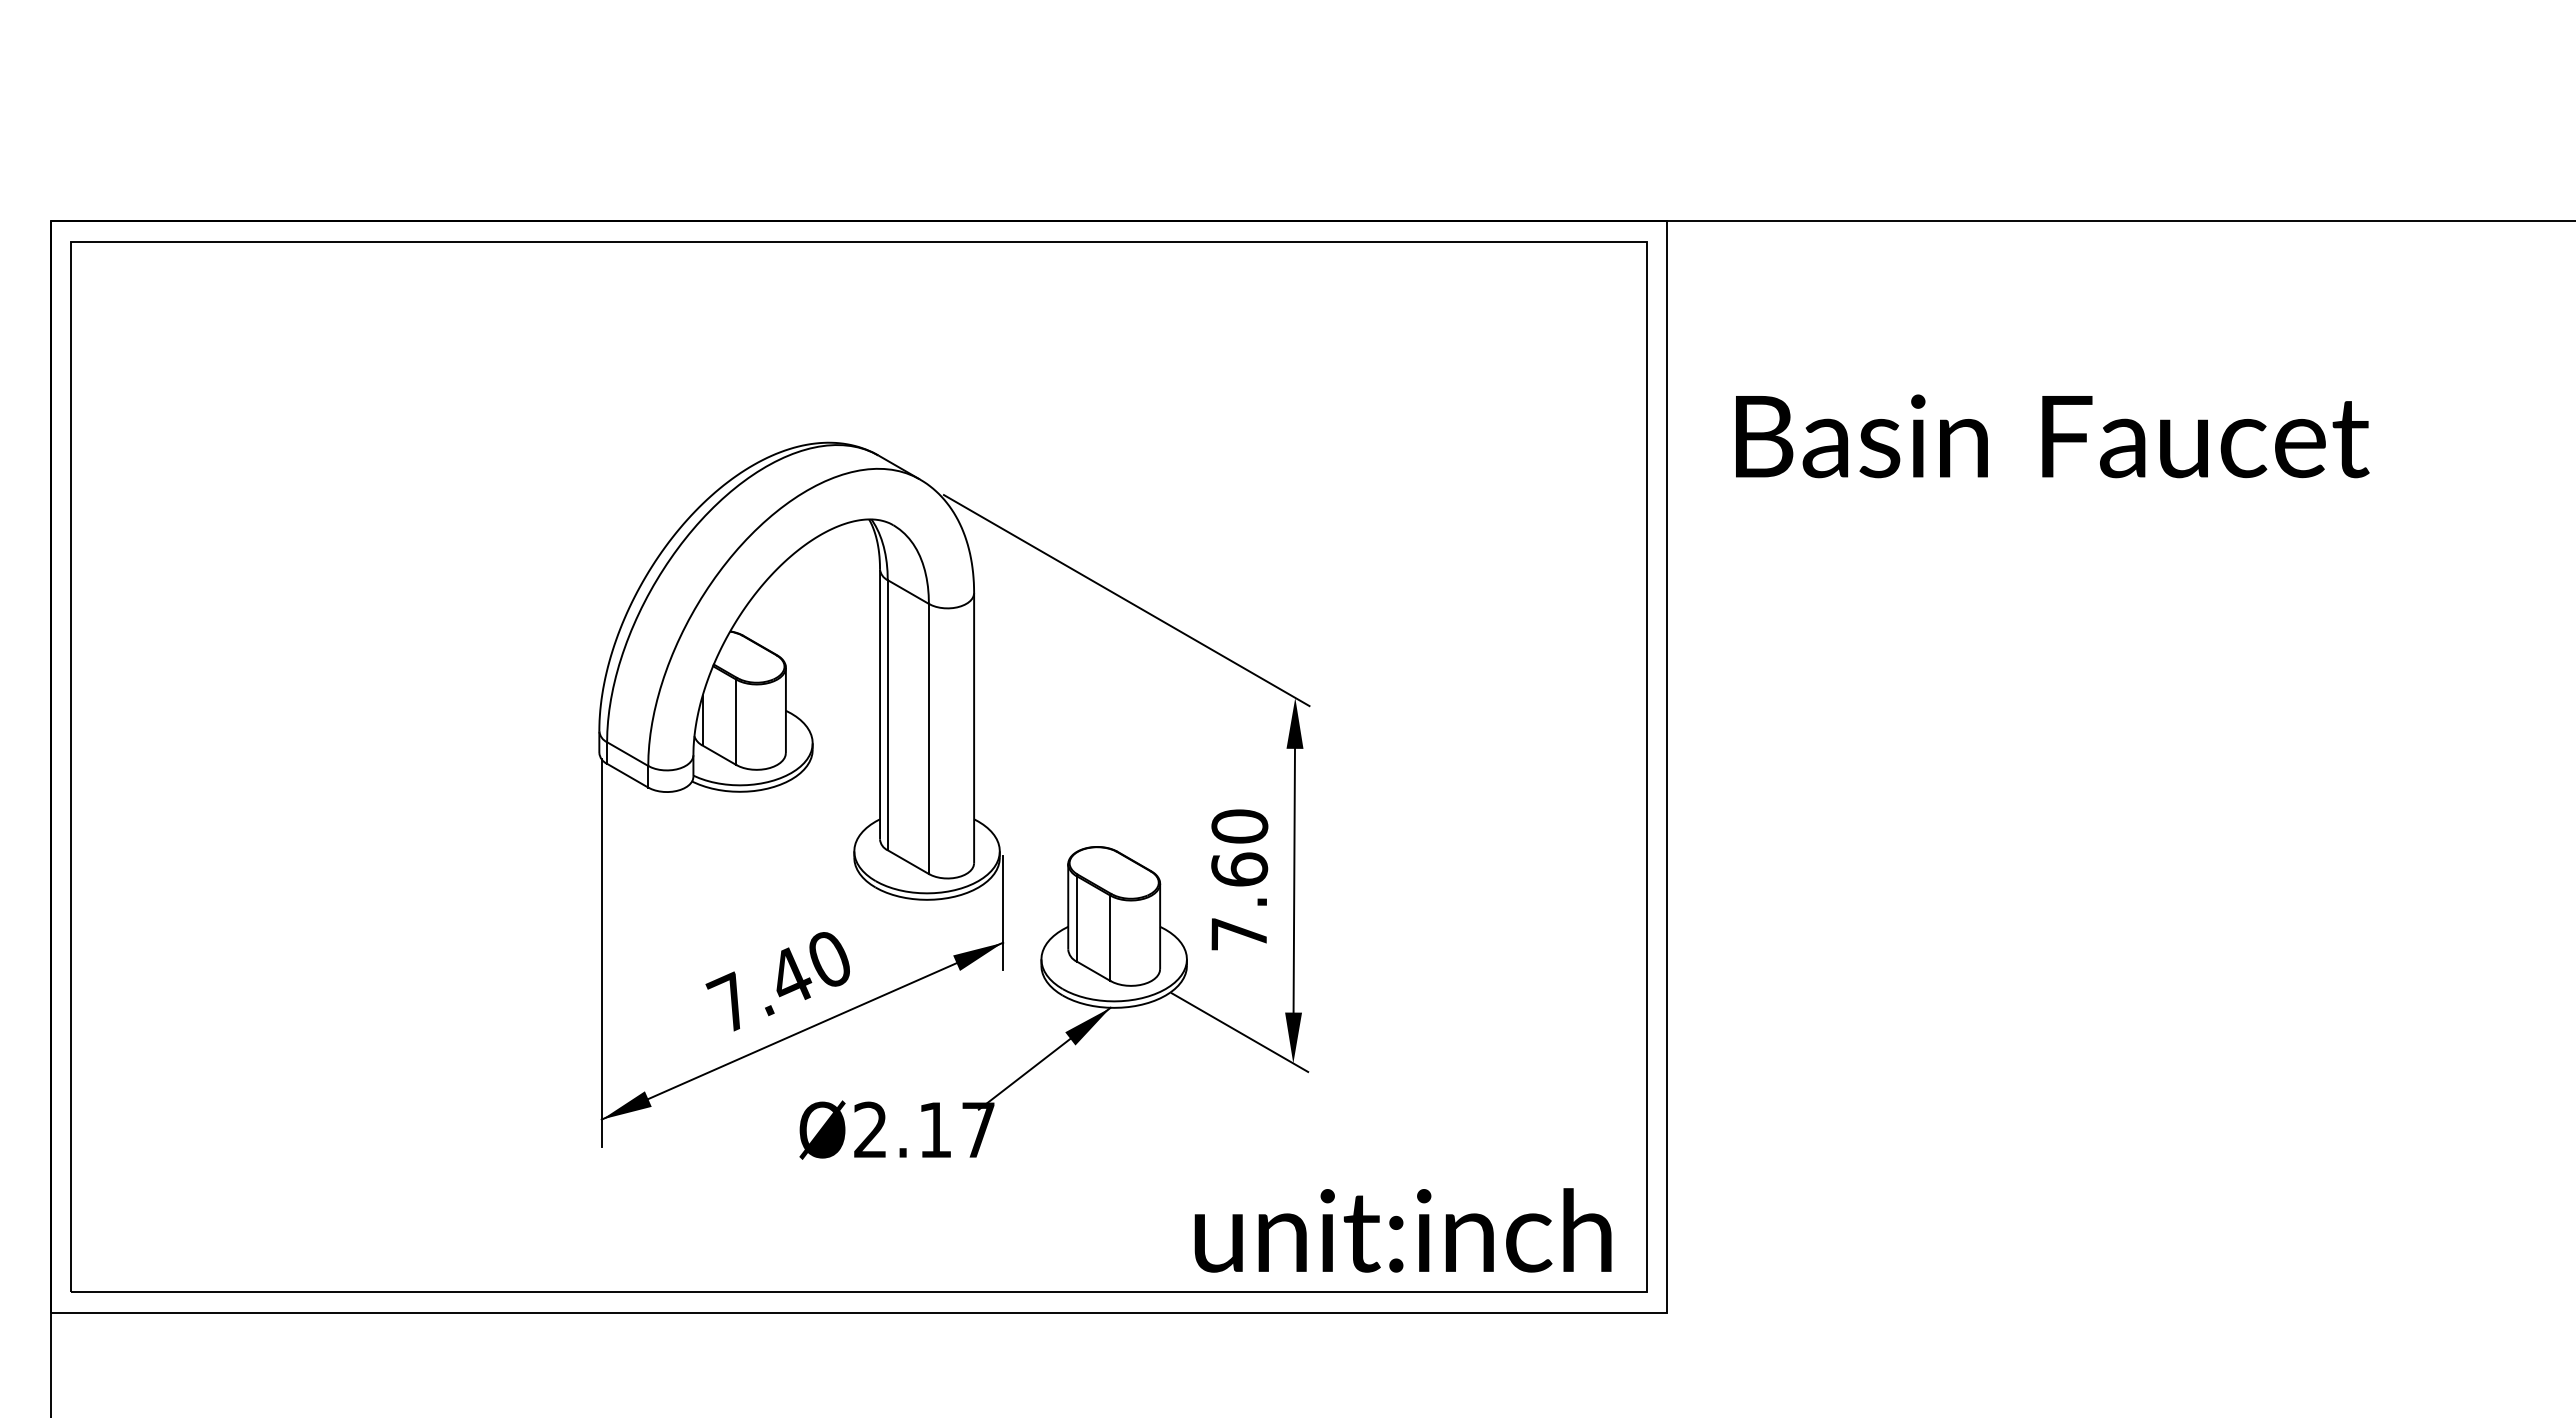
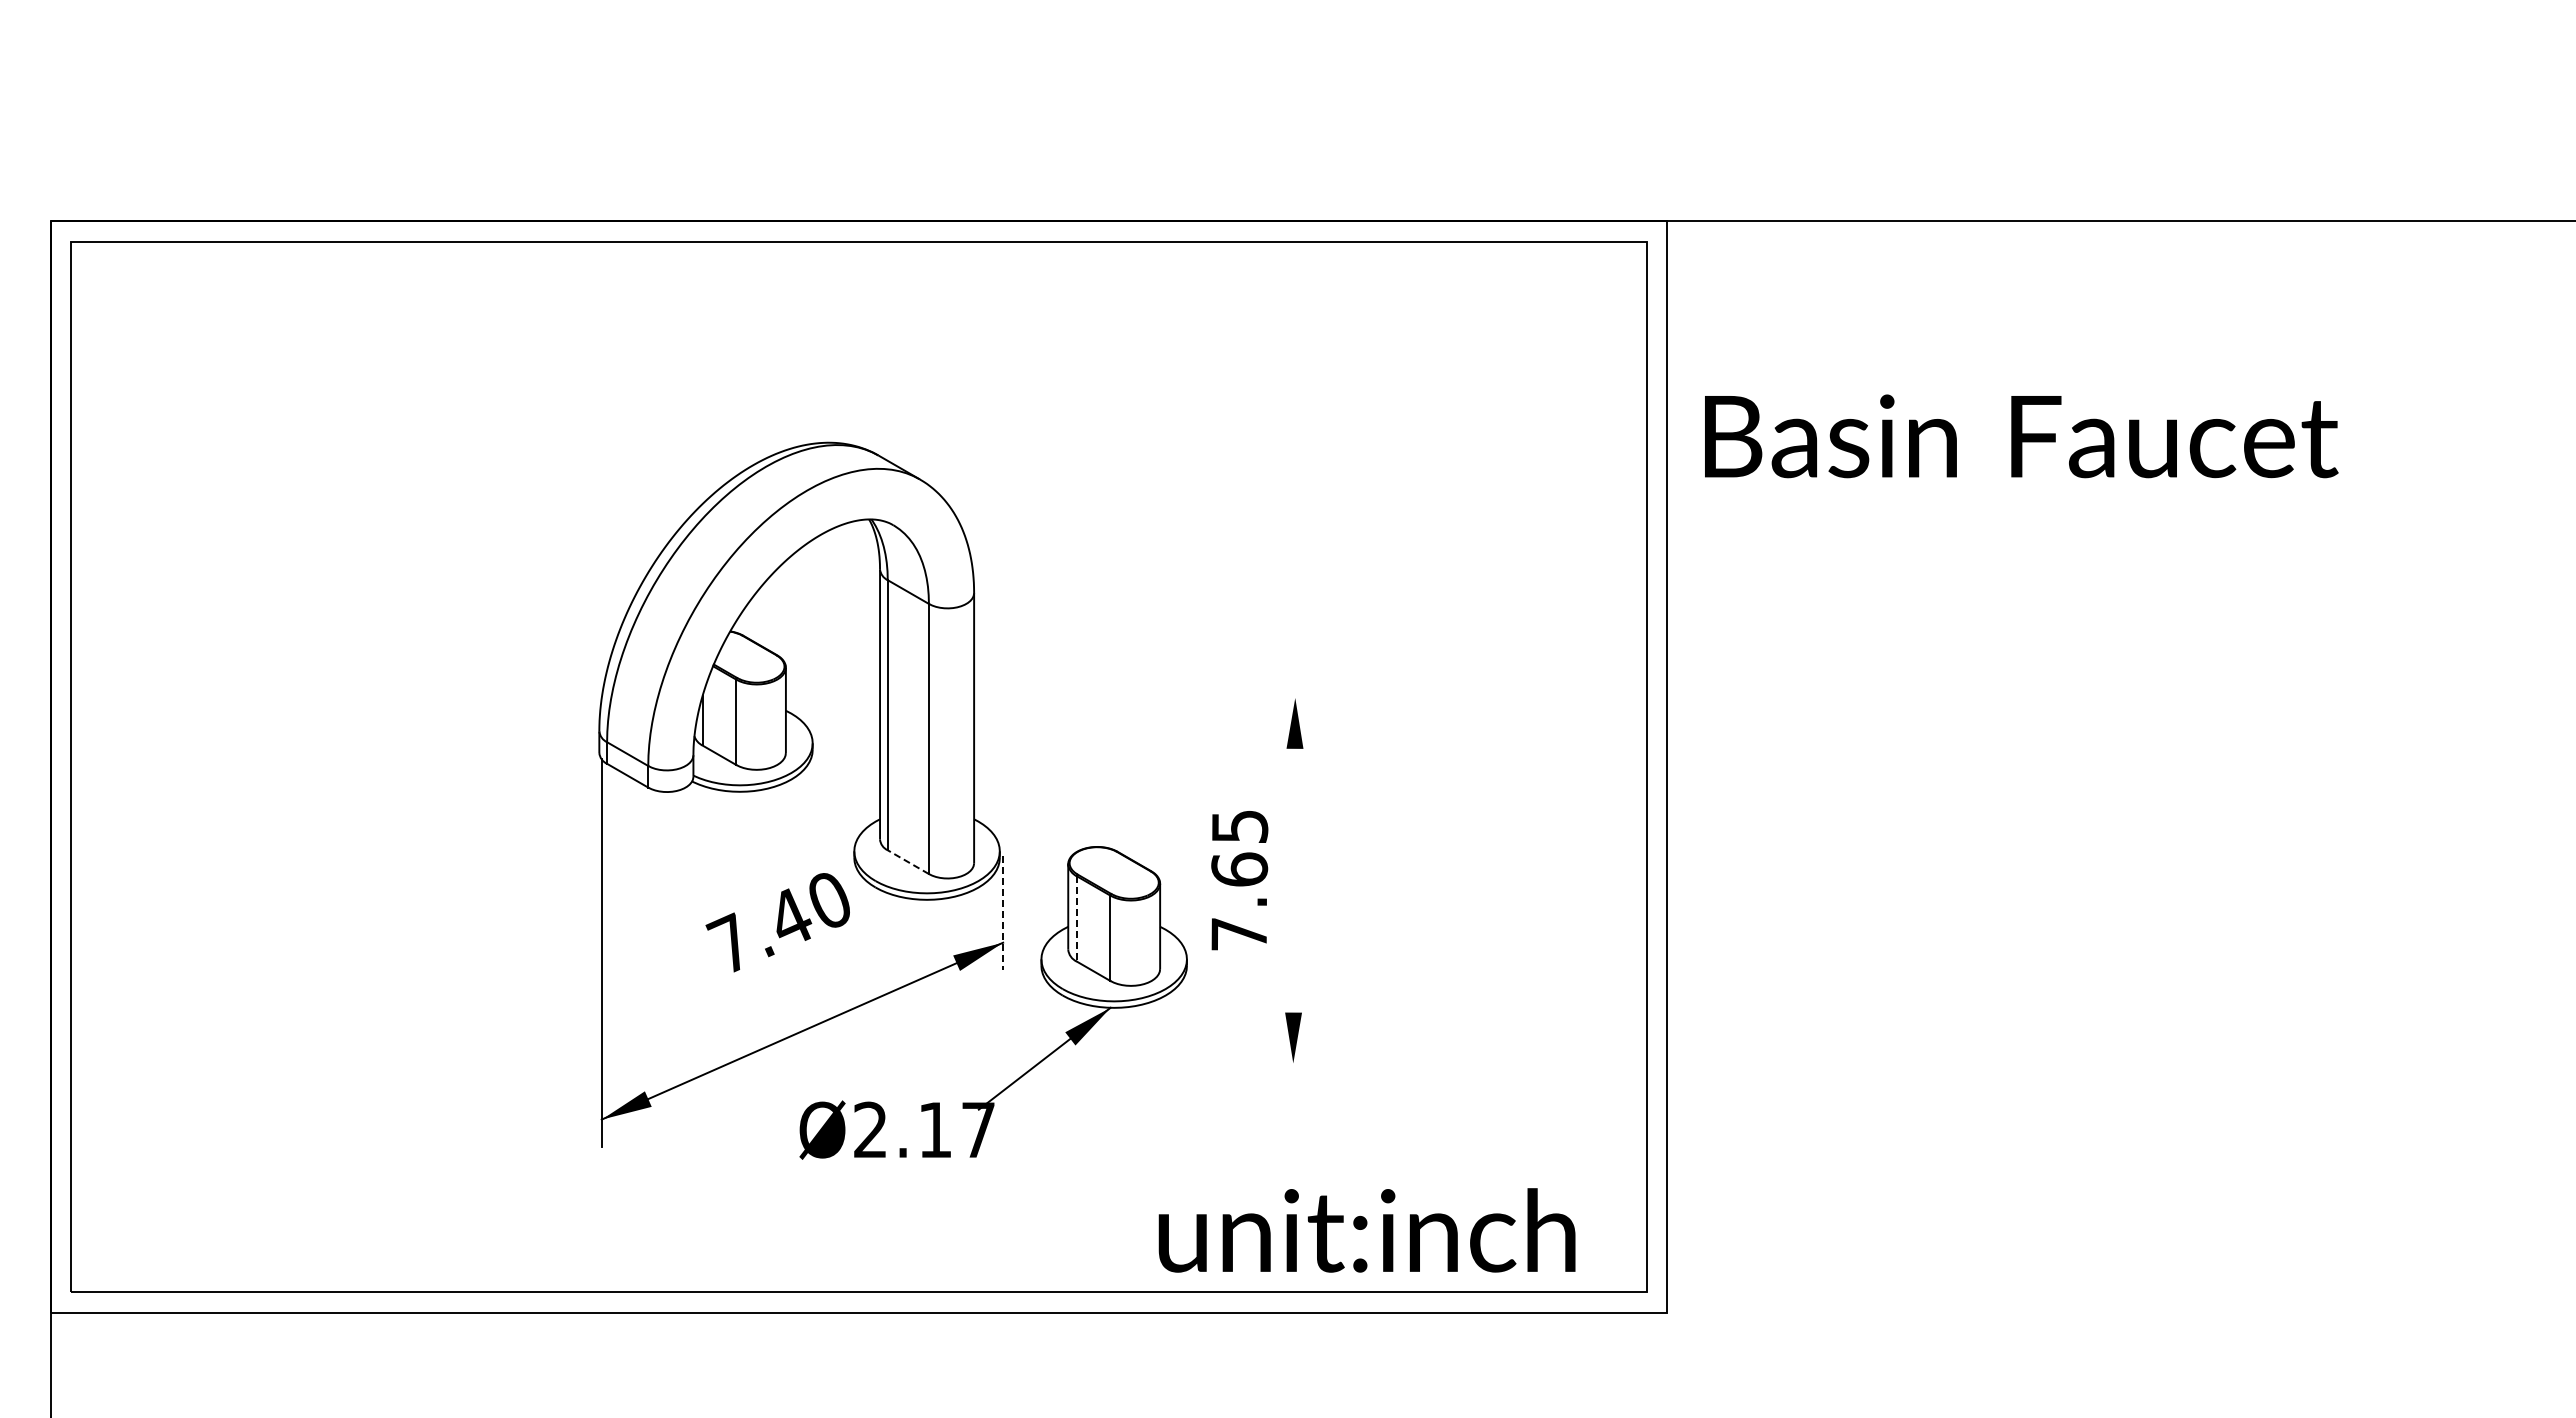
text position: (2052, 436) -> (2021, 436) (2021, 436)
line: present -> none (1126, 600)
text: 7.60 -> 7.65 (1239, 826)
line: solid -> dashed (908, 862)
line: present -> none (1294, 880)
line: solid -> dashed (1003, 913)
line: solid -> dashed (1076, 918)
text position: (777, 981) -> (777, 922) (777, 922)
line: present -> none (1239, 1032)
text position: (1402, 1230) -> (1366, 1230) (1366, 1230)
